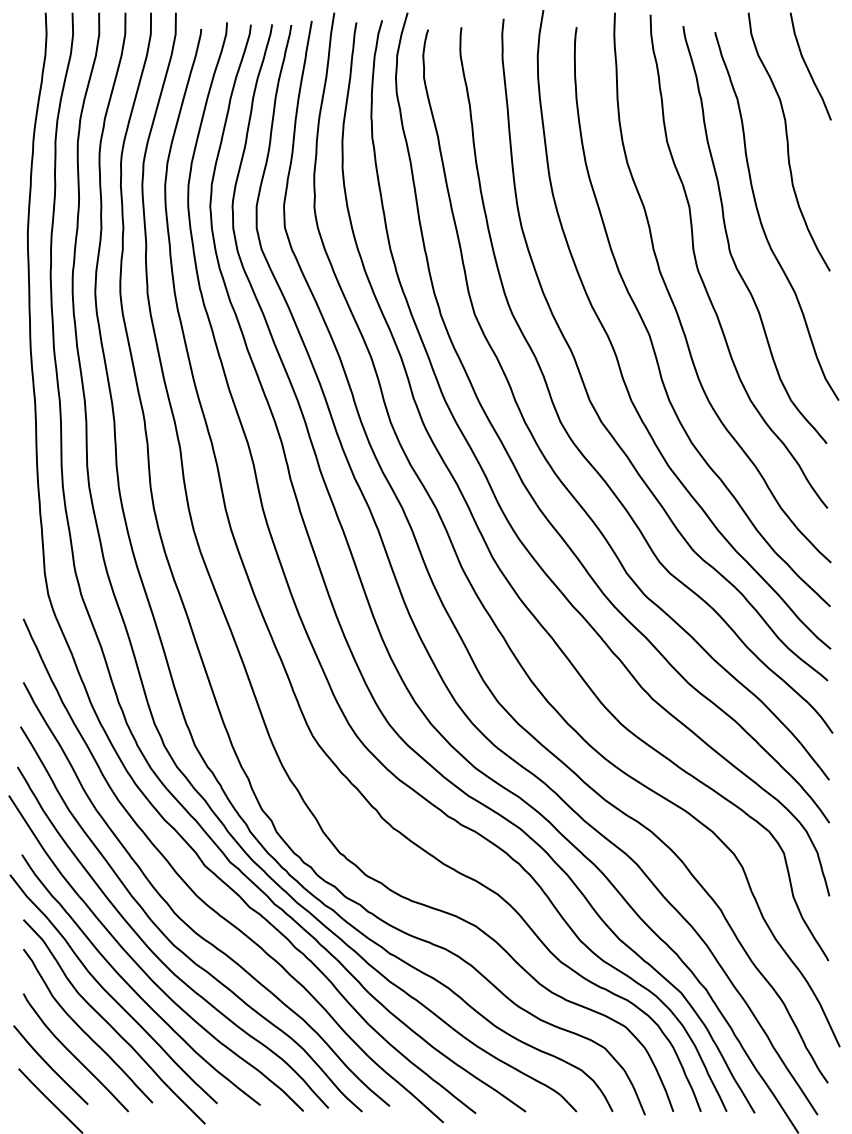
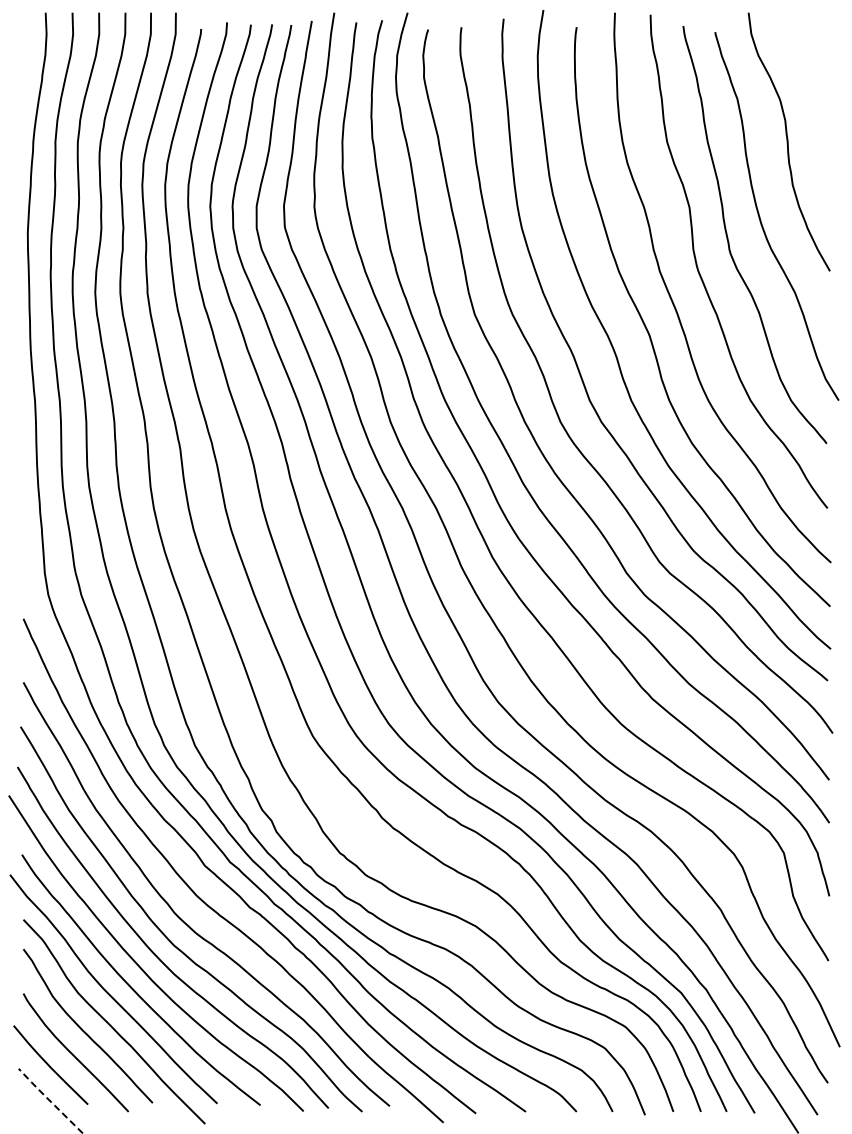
curve: present -> none (808, 67)
line: solid -> dashed (49, 1100)
